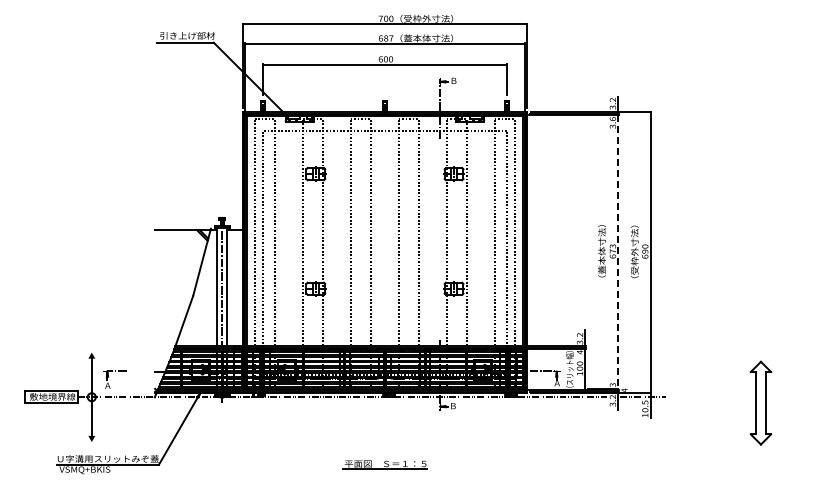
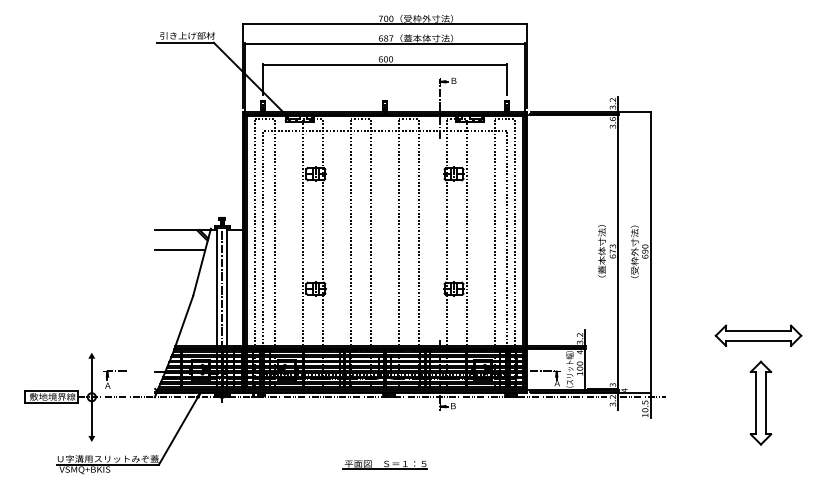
line: none -> present (180, 250)
line: dashed -> solid (618, 252)
part: none -> present (758, 335)
